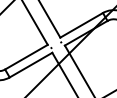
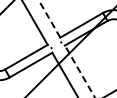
line: solid -> dashed (49, 18)
line: solid -> dashed (79, 71)
